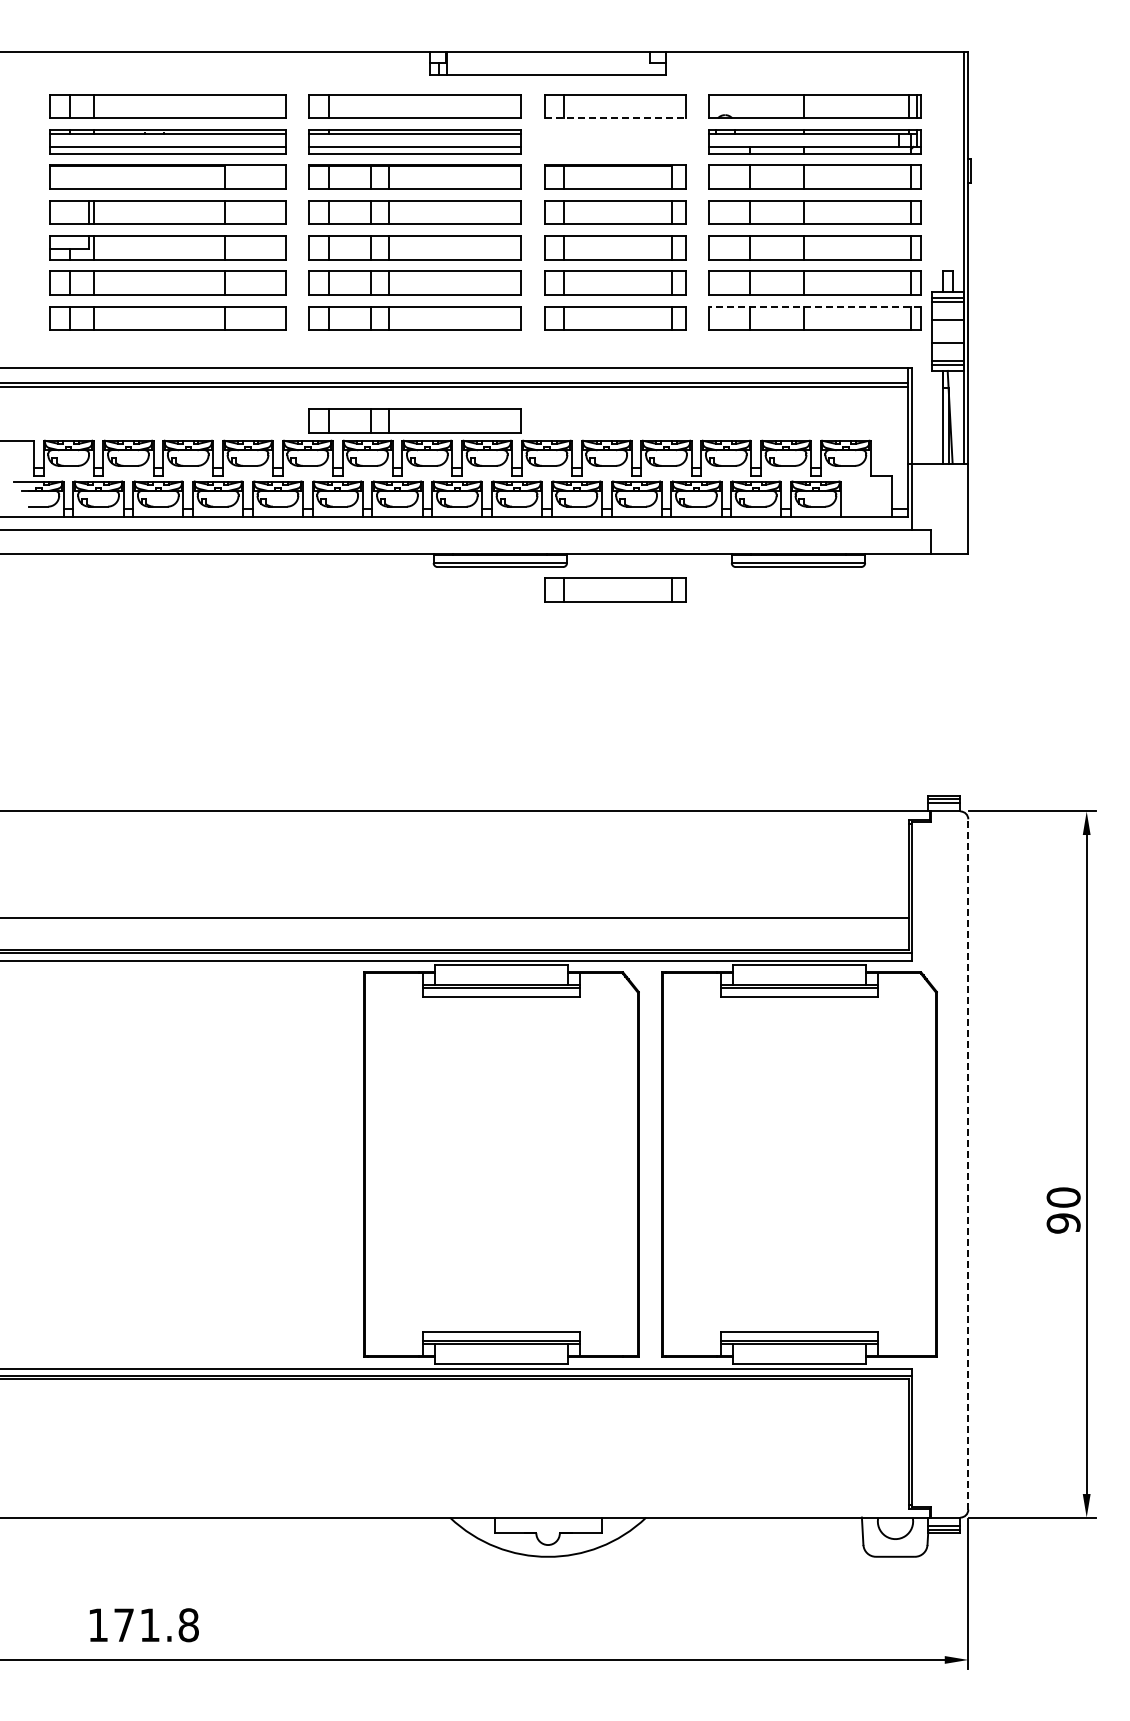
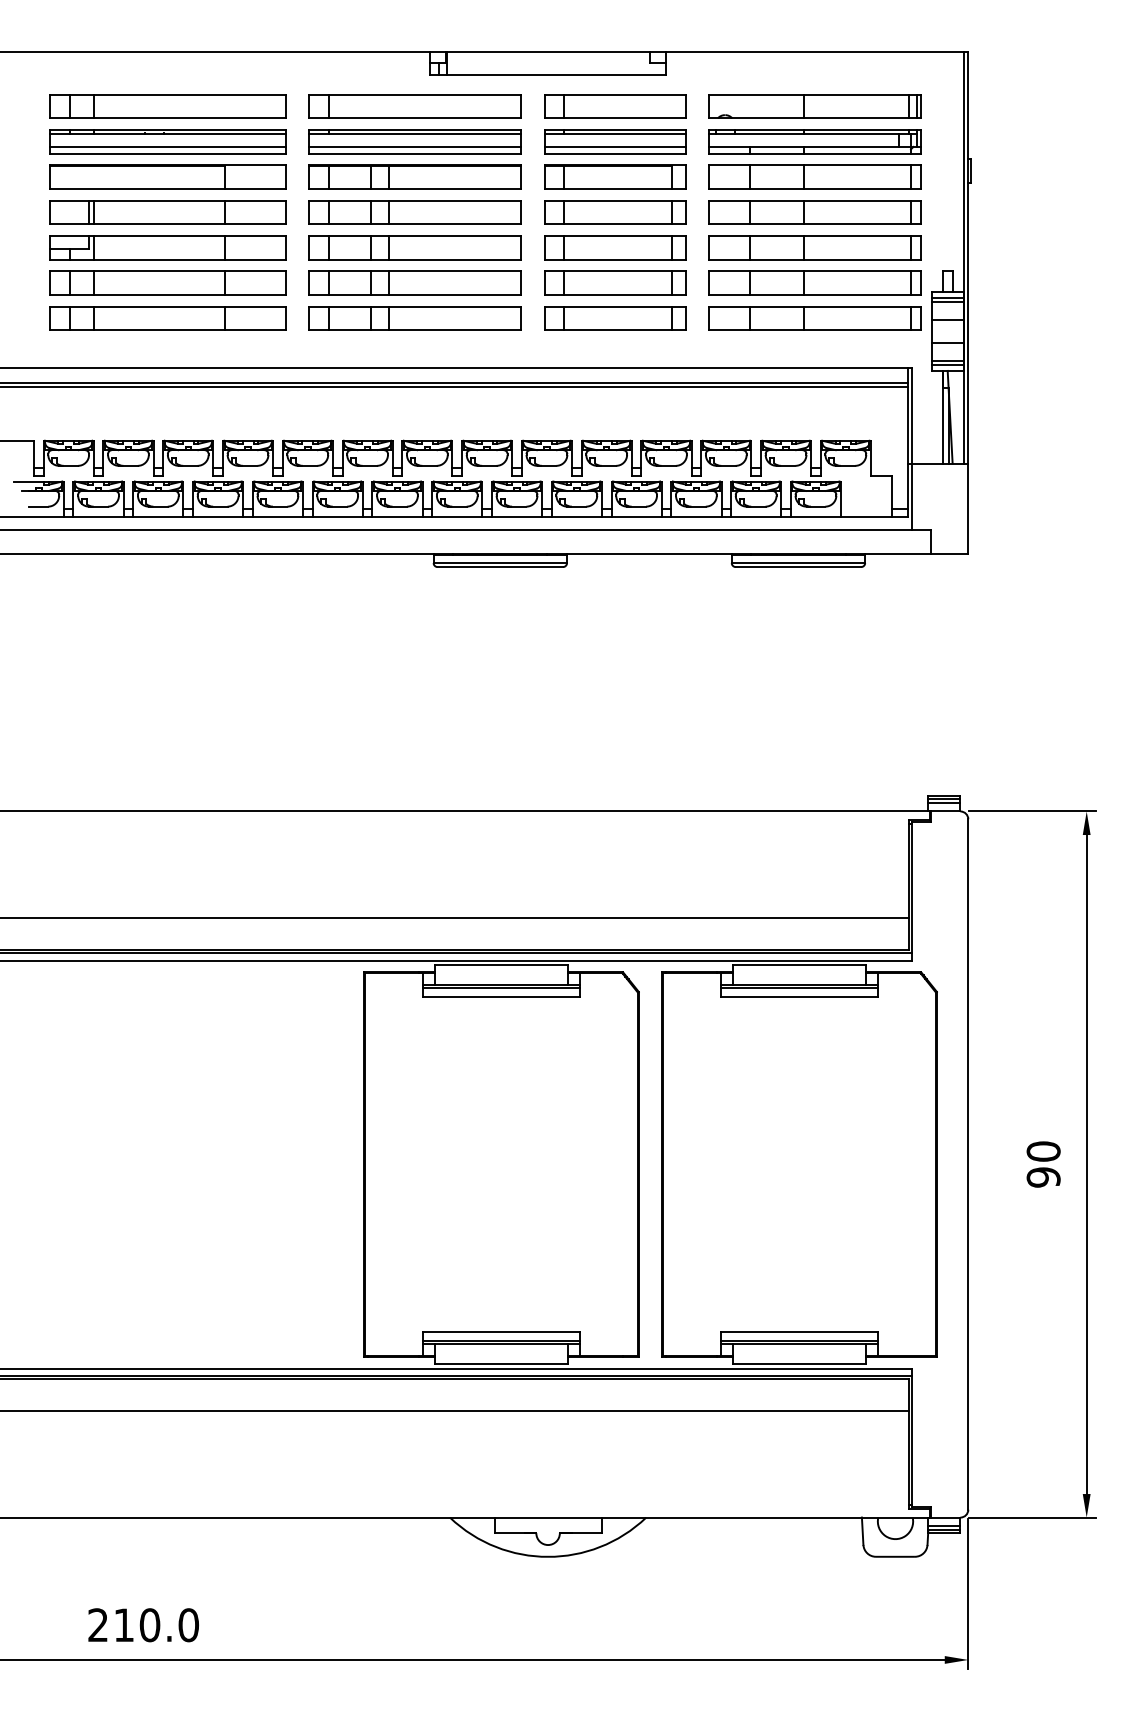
line: dashed -> solid (615, 118)
part: none -> present (615, 141)
line: dashed -> solid (815, 306)
part: present -> none (414, 420)
part: present -> none (615, 589)
line: dashed -> solid (968, 1164)
text position: (1063, 1210) -> (1043, 1164) (1043, 1164)
line: none -> present (455, 1410)
text: 171.8 -> 210.0 (143, 1625)
